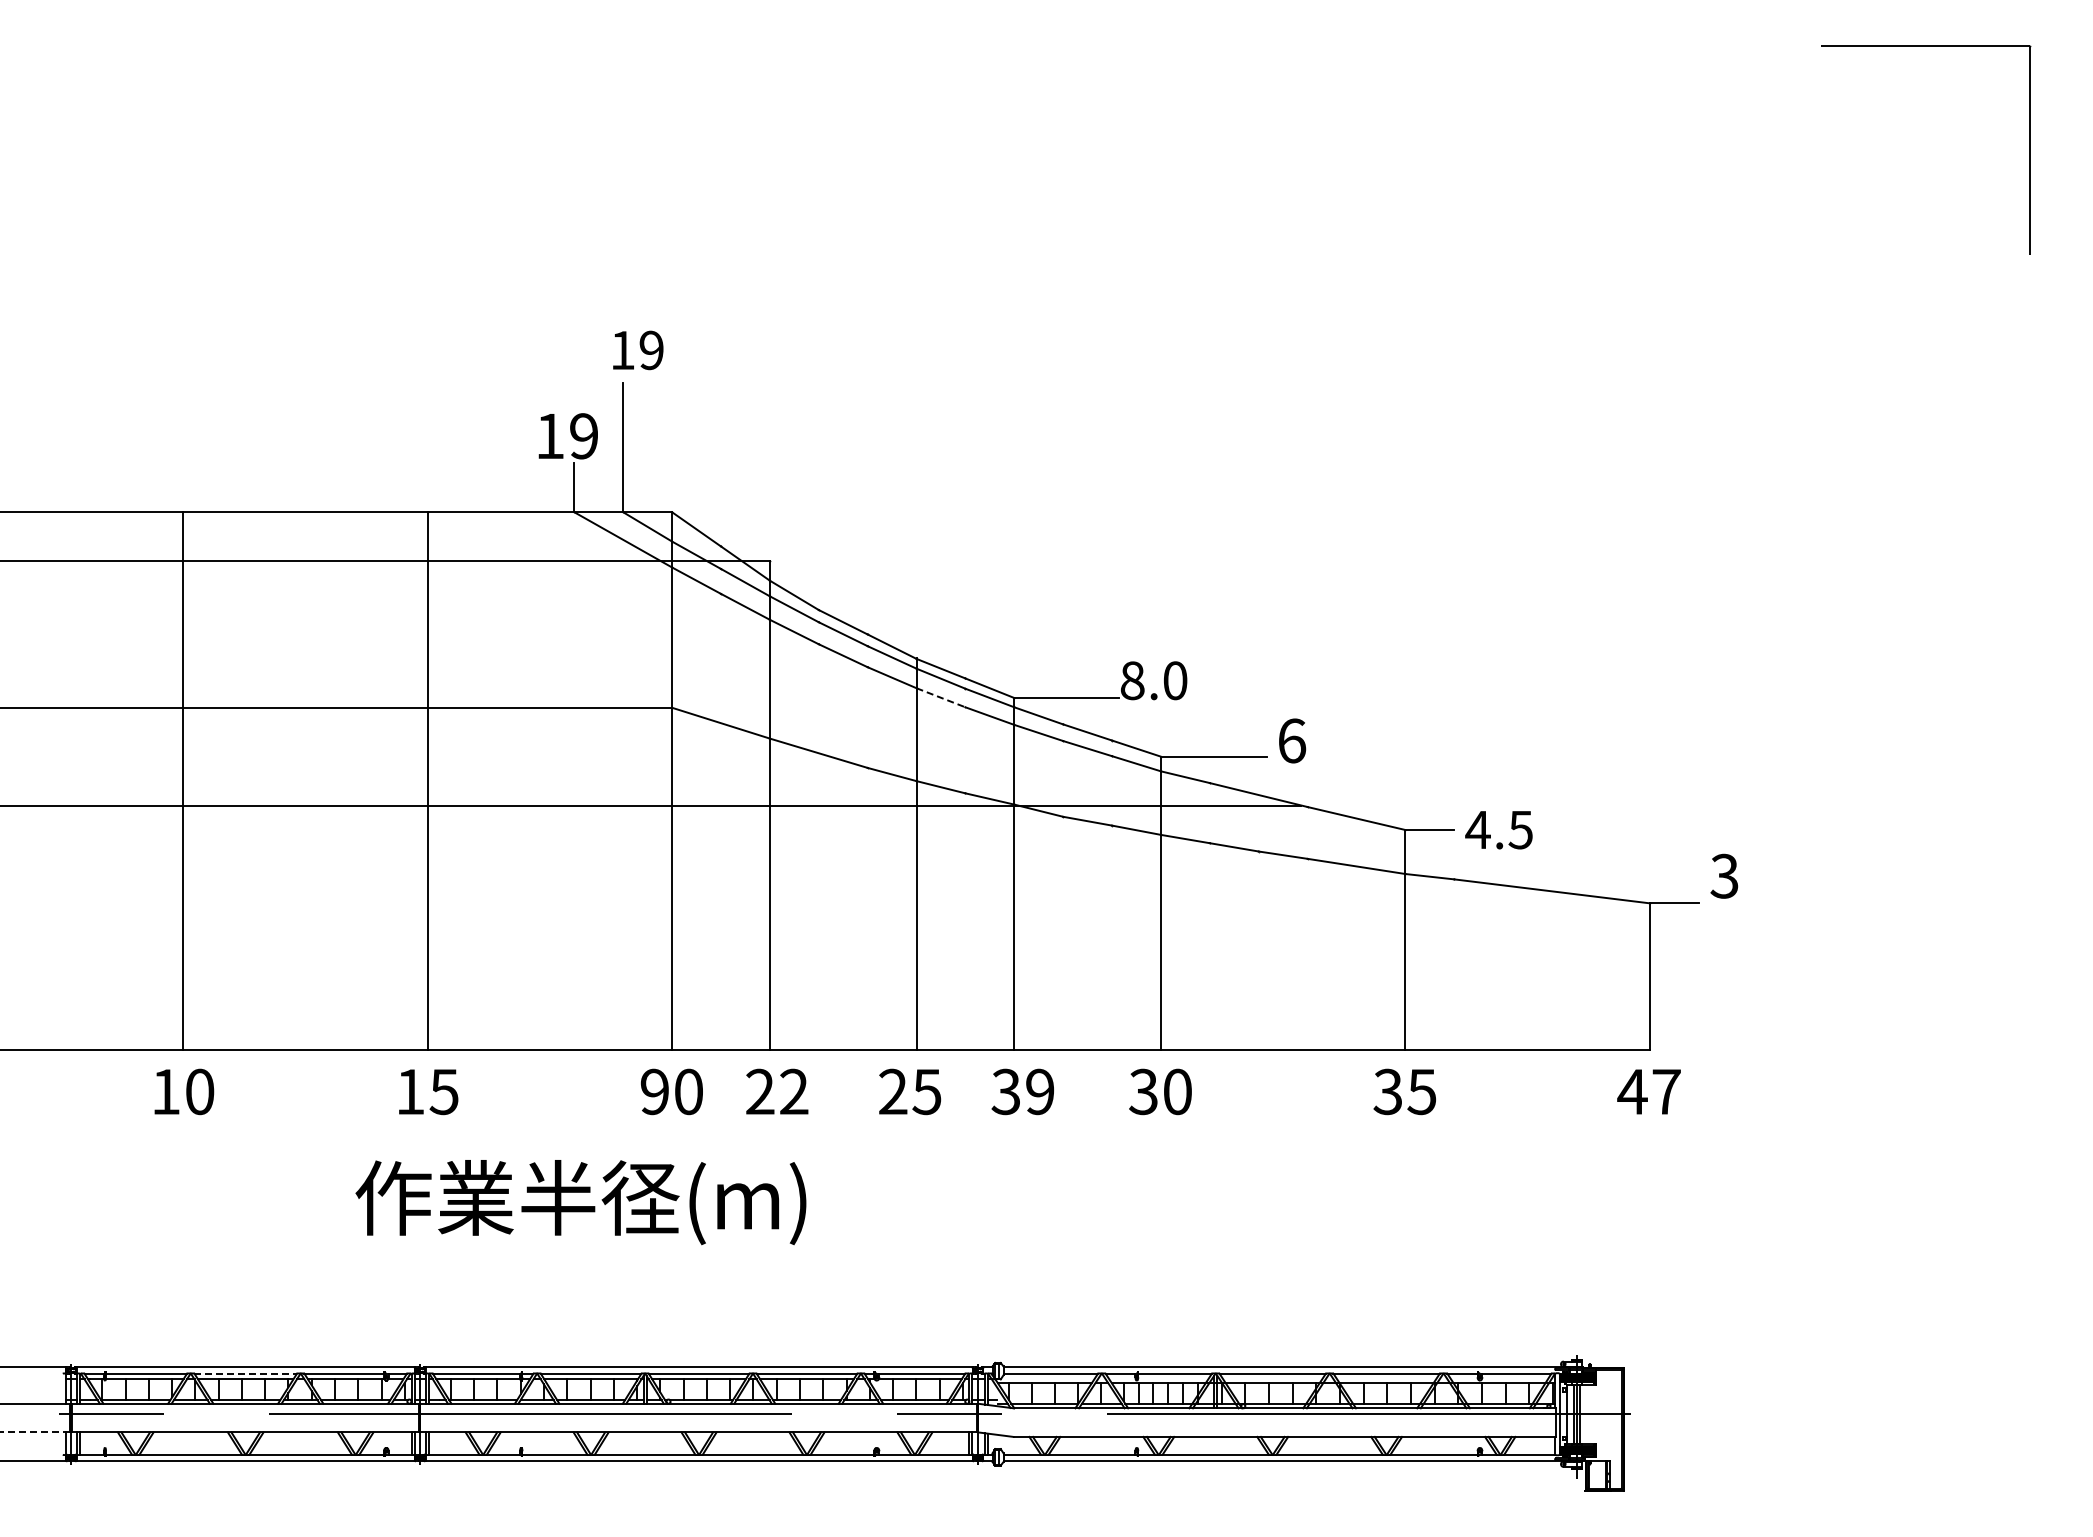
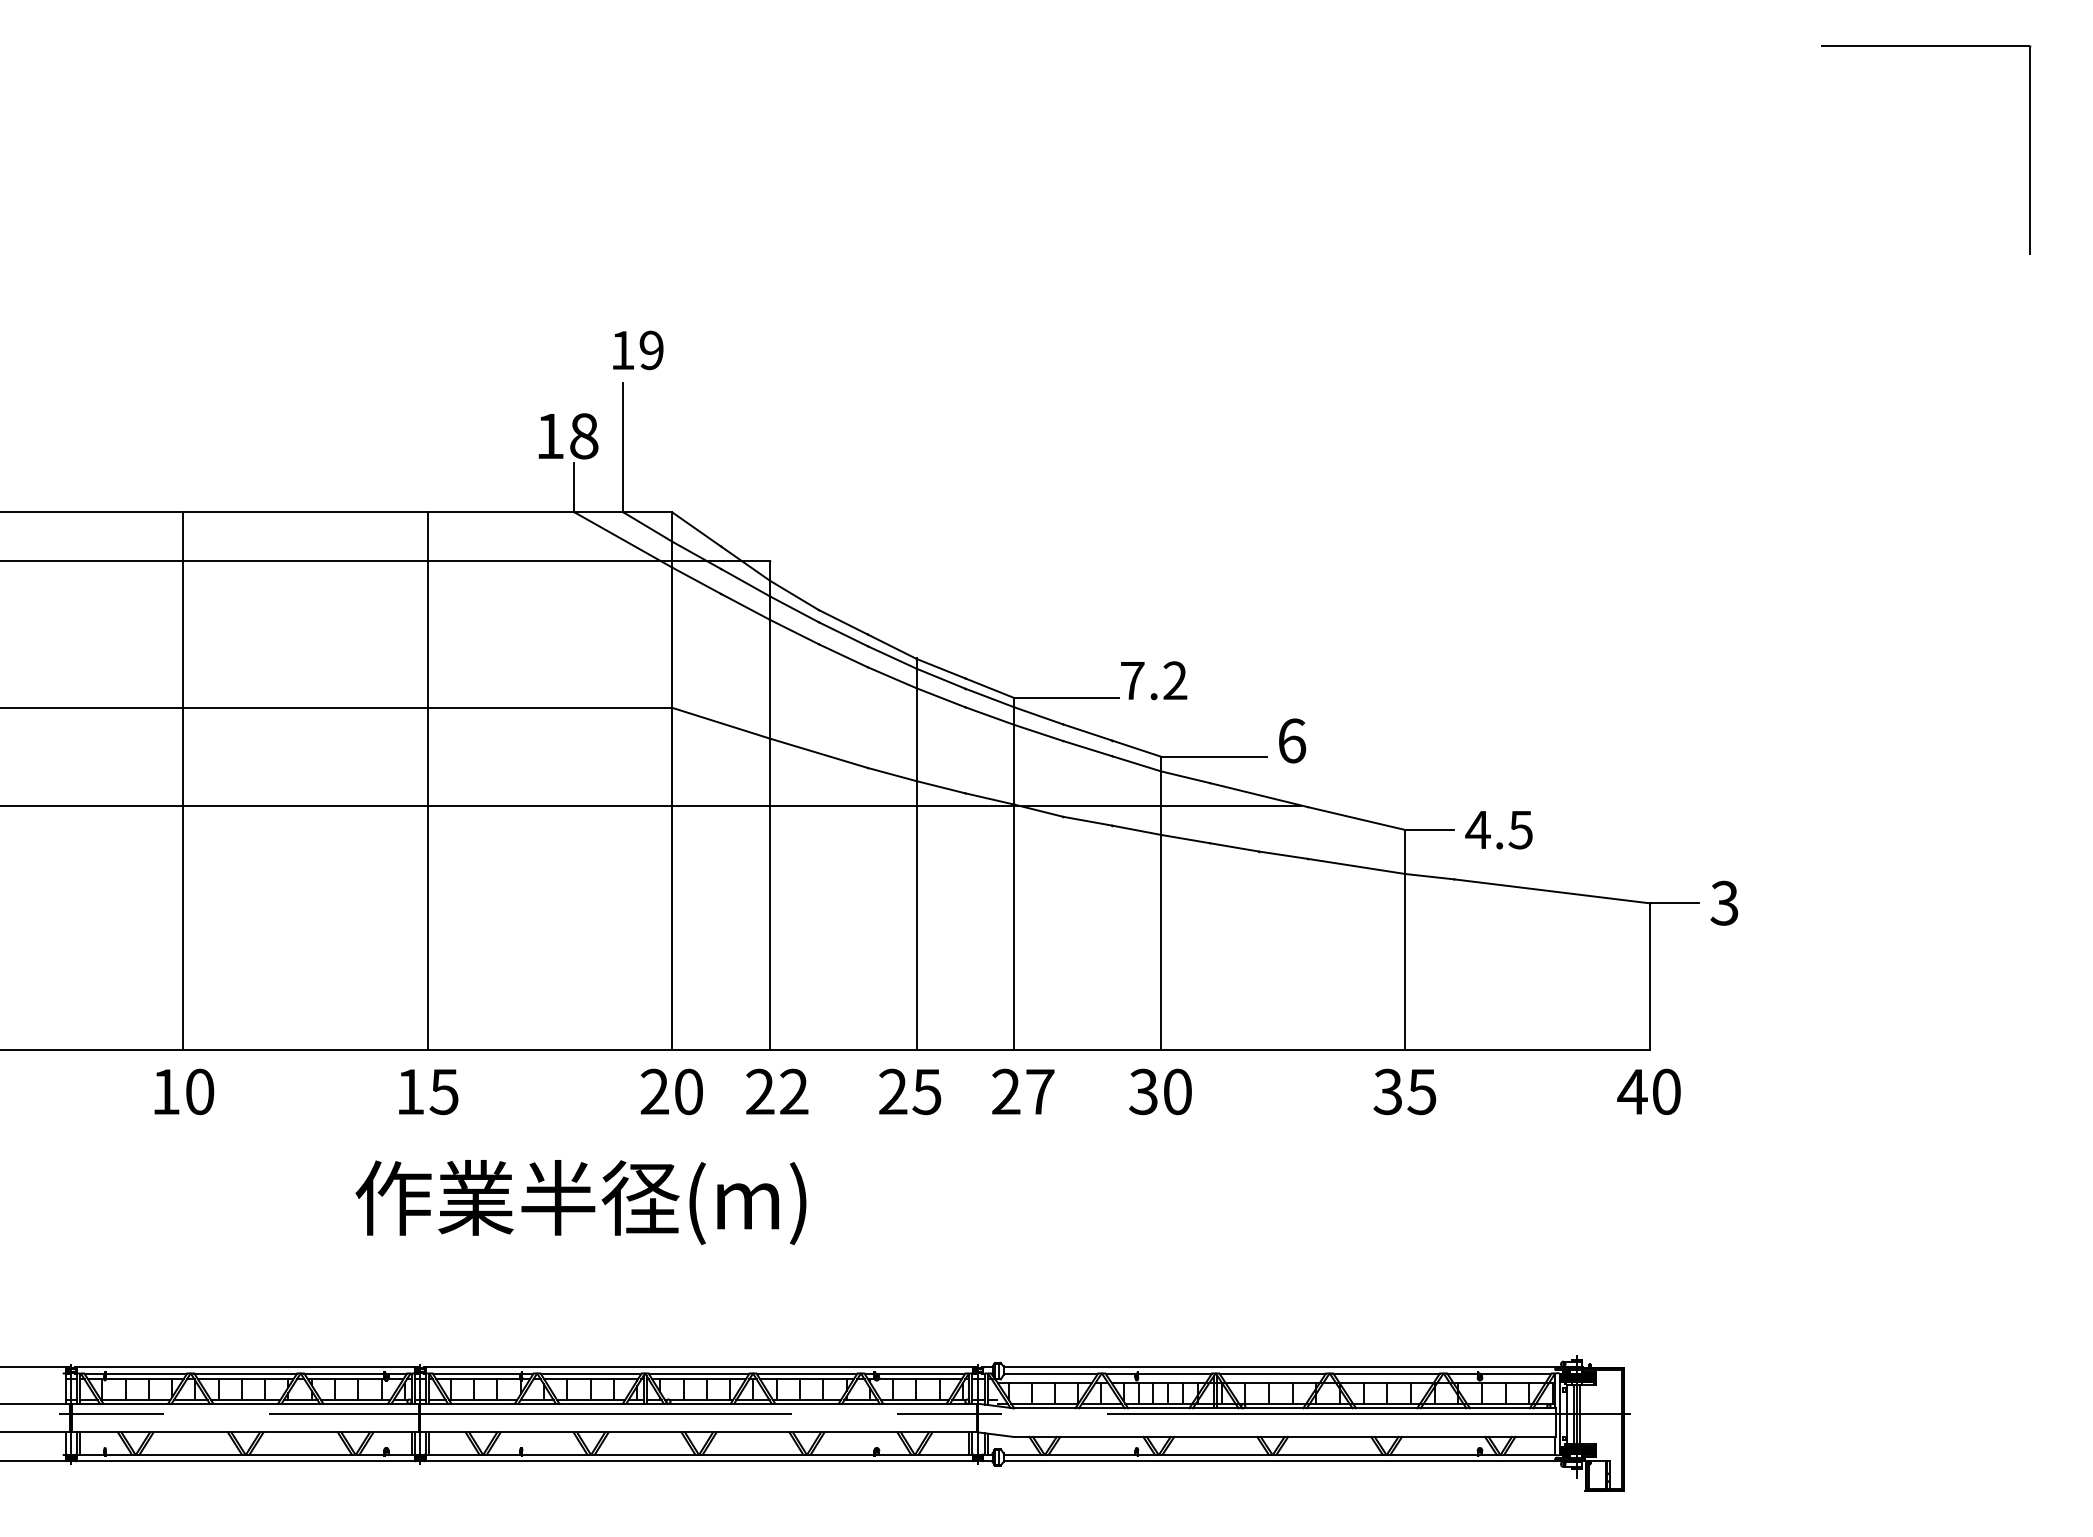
text: 19 -> 18 (584, 436)
text: 8.0 -> 7.2 (1153, 680)
line: dashed -> solid (941, 697)
text position: (1724, 875) -> (1724, 902) (1724, 902)
text: 39 -> 27 (1022, 1091)
text: 47 -> 40 (1666, 1091)
text: 90 -> 20 (654, 1092)
line: dashed -> solid (246, 1373)
line: dashed -> solid (35, 1432)
